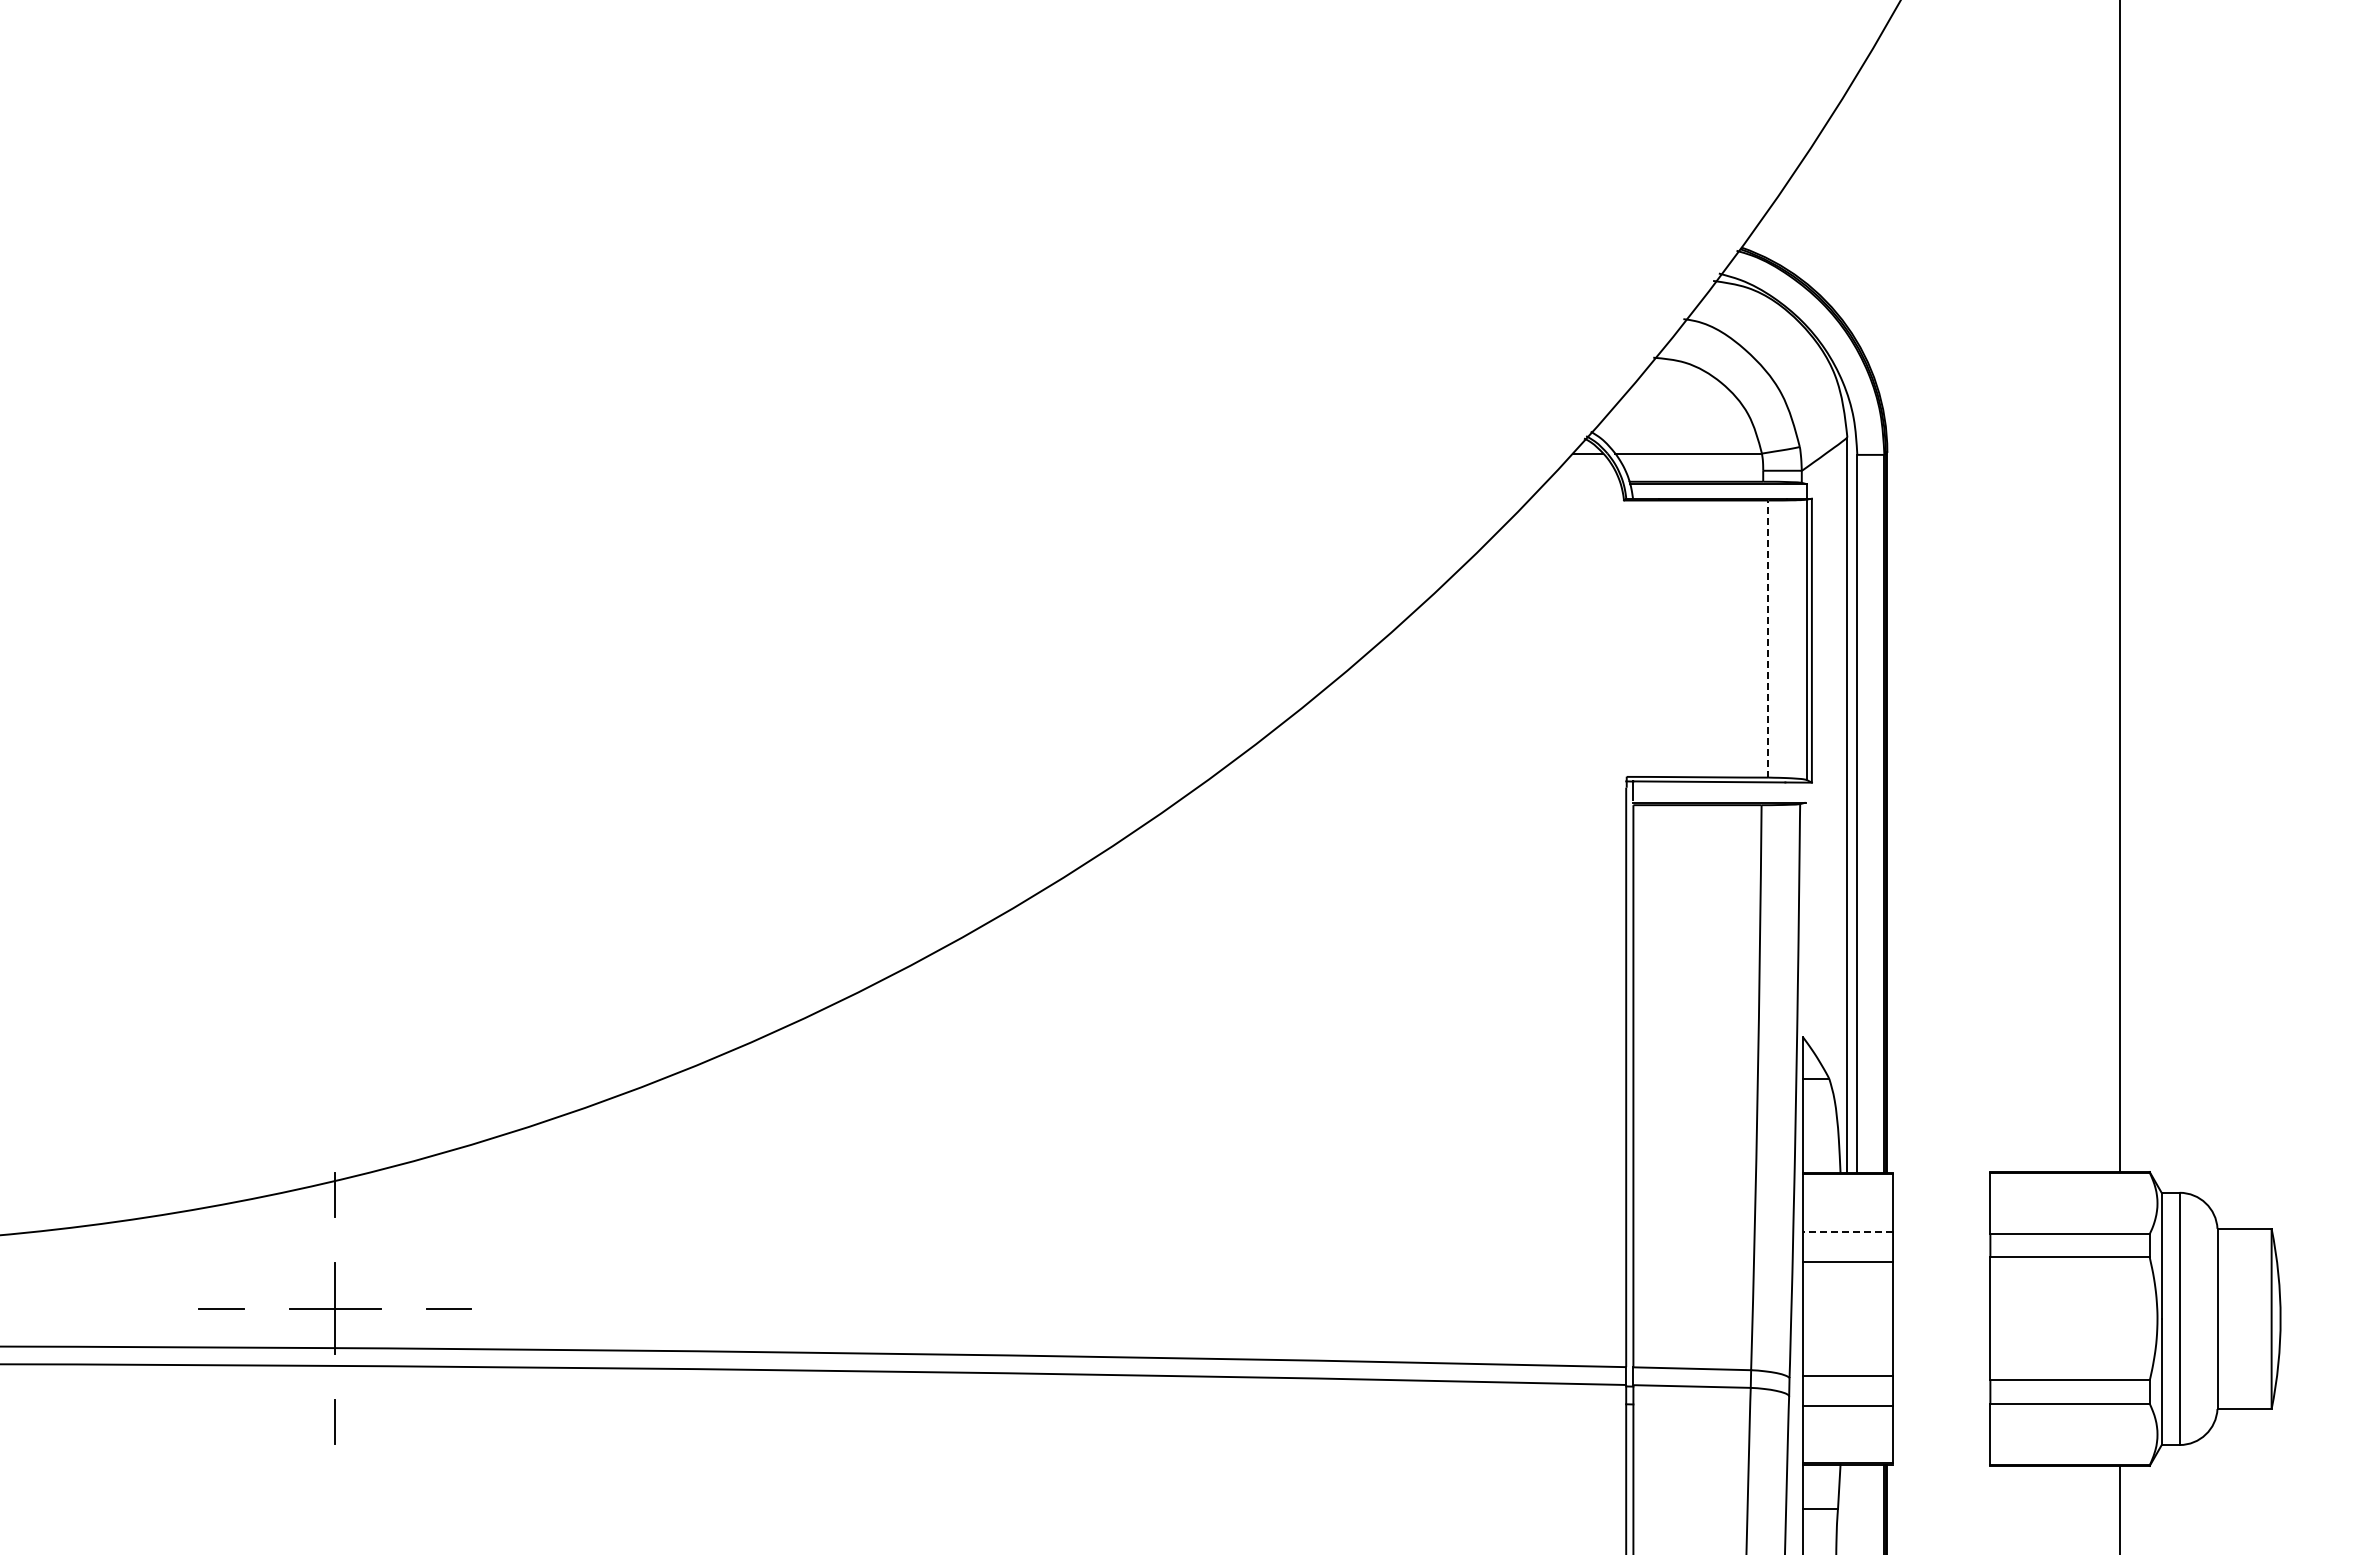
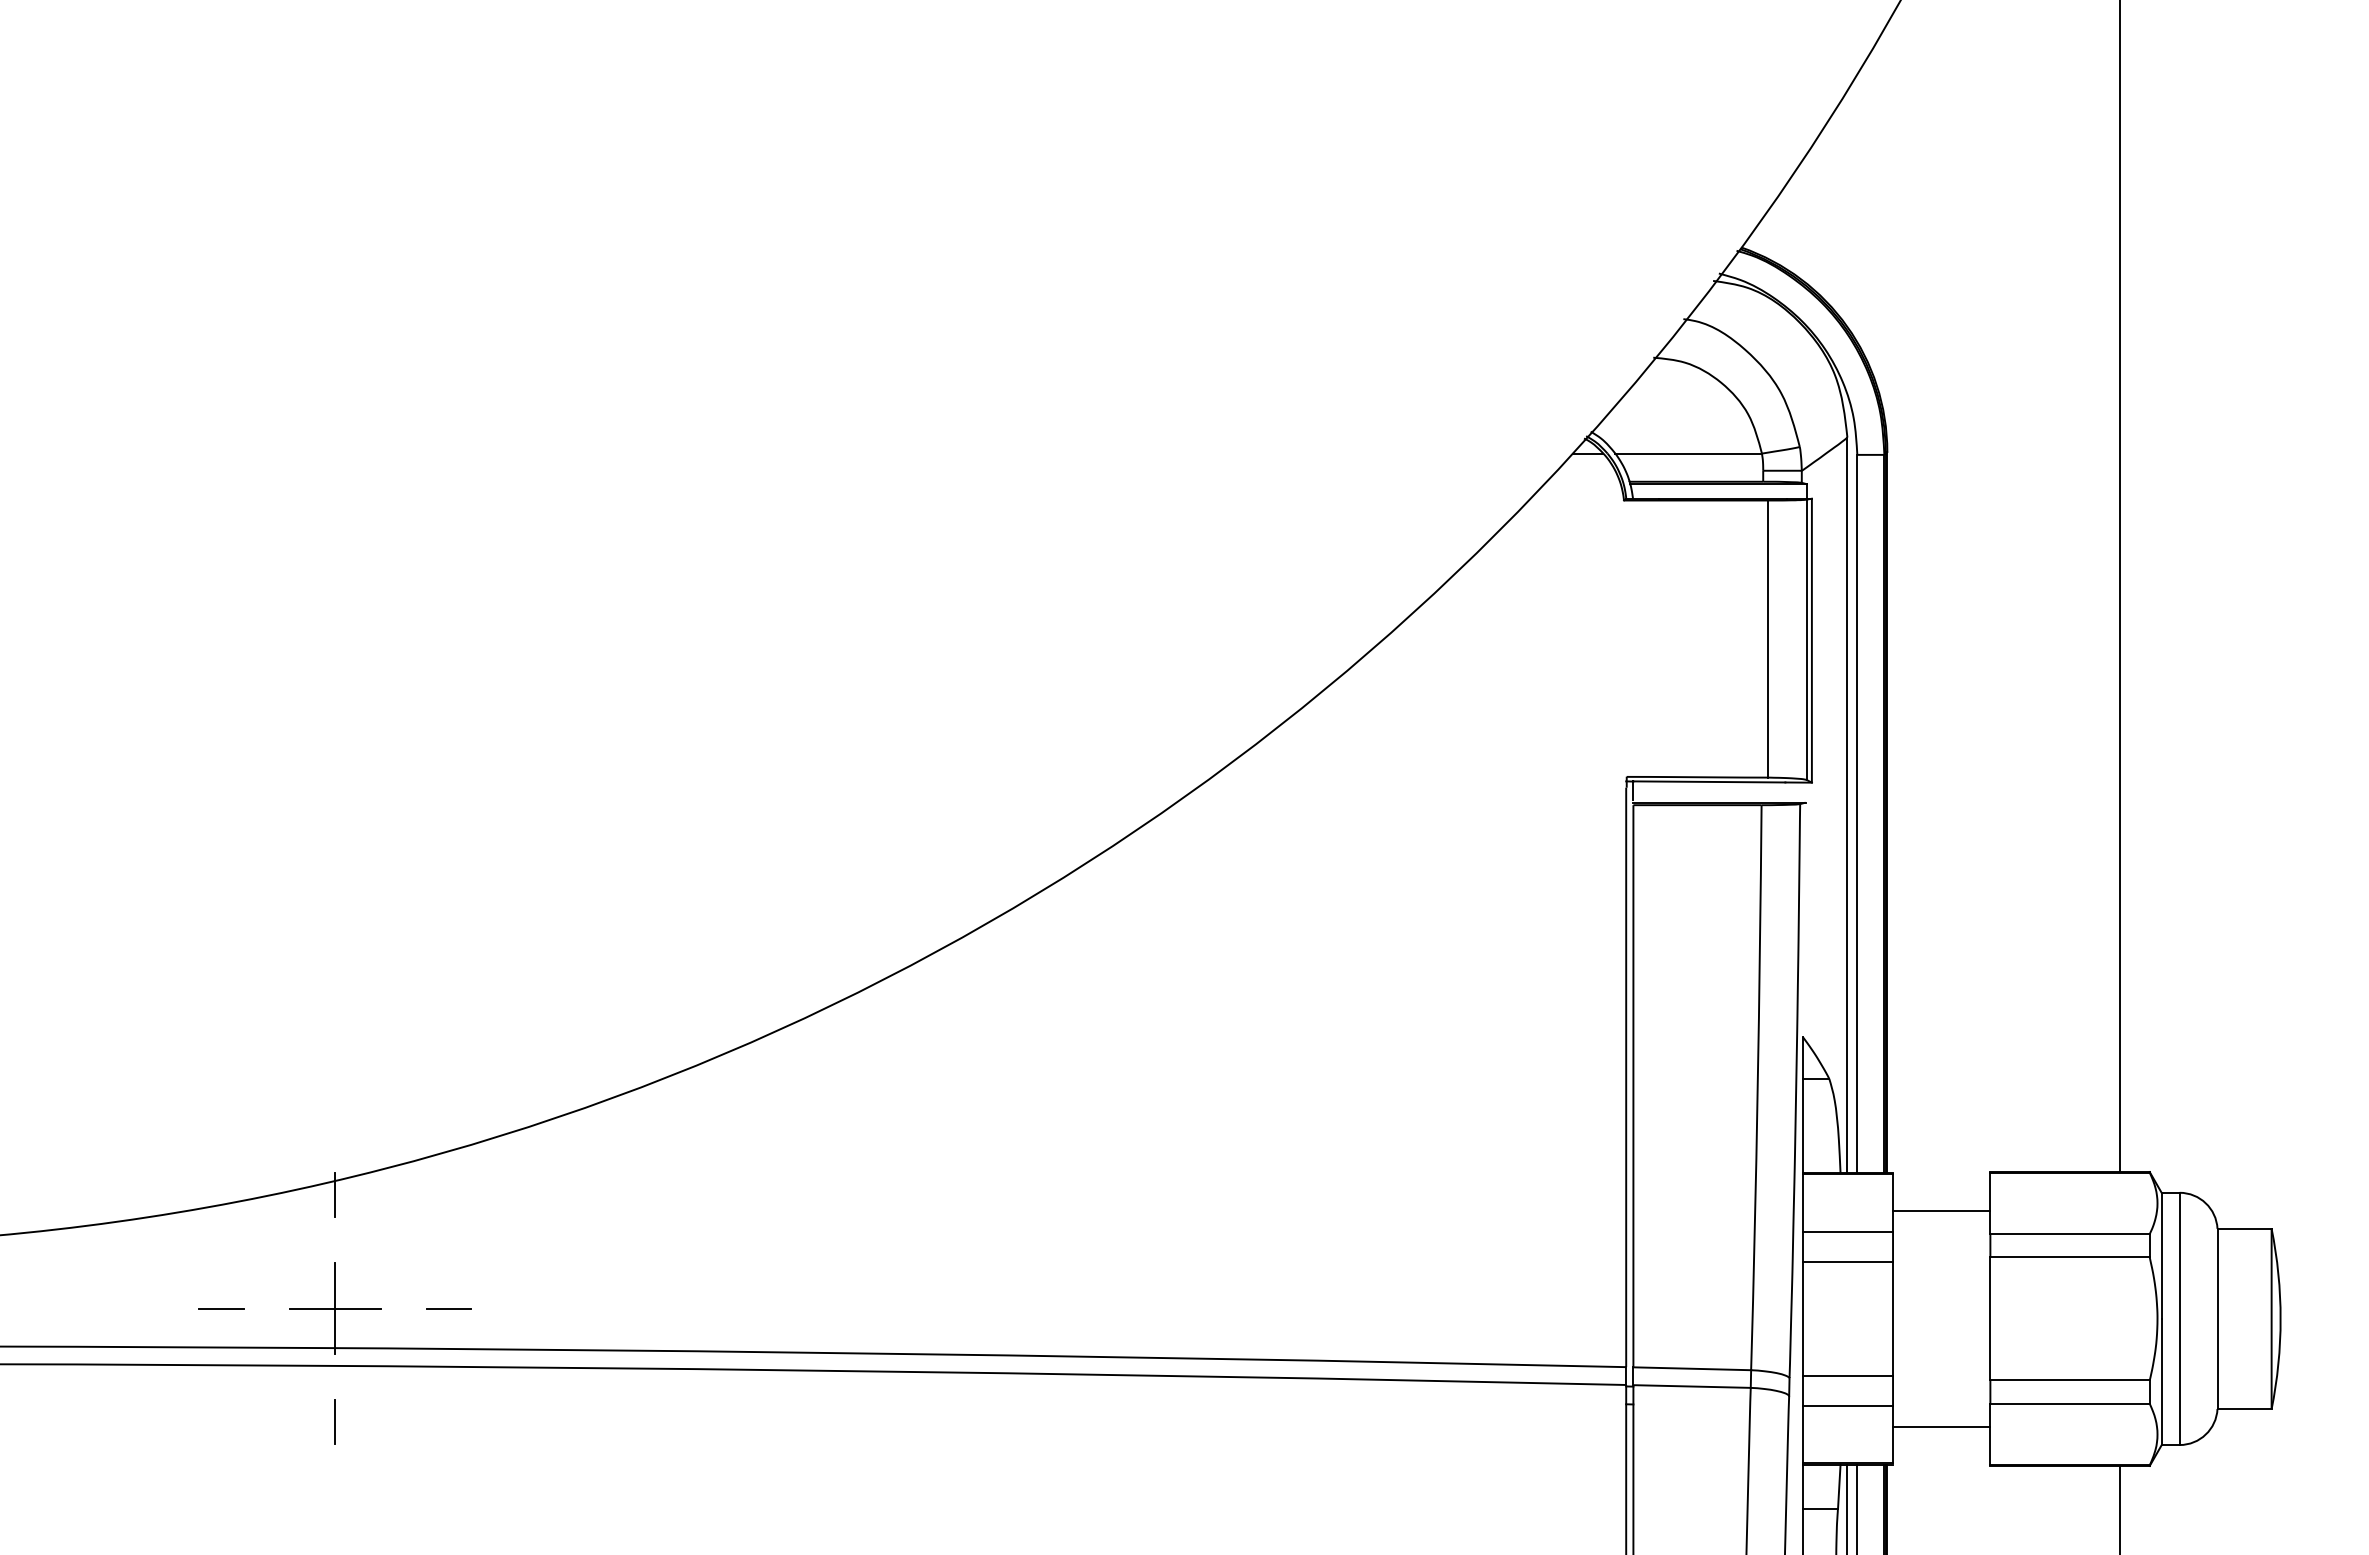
line: dashed -> solid (1768, 639)
line: none -> present (1941, 1210)
line: dashed -> solid (1847, 1231)
line: none -> present (1941, 1427)
line: none -> present (1847, 1507)
line: none -> present (1857, 1507)
